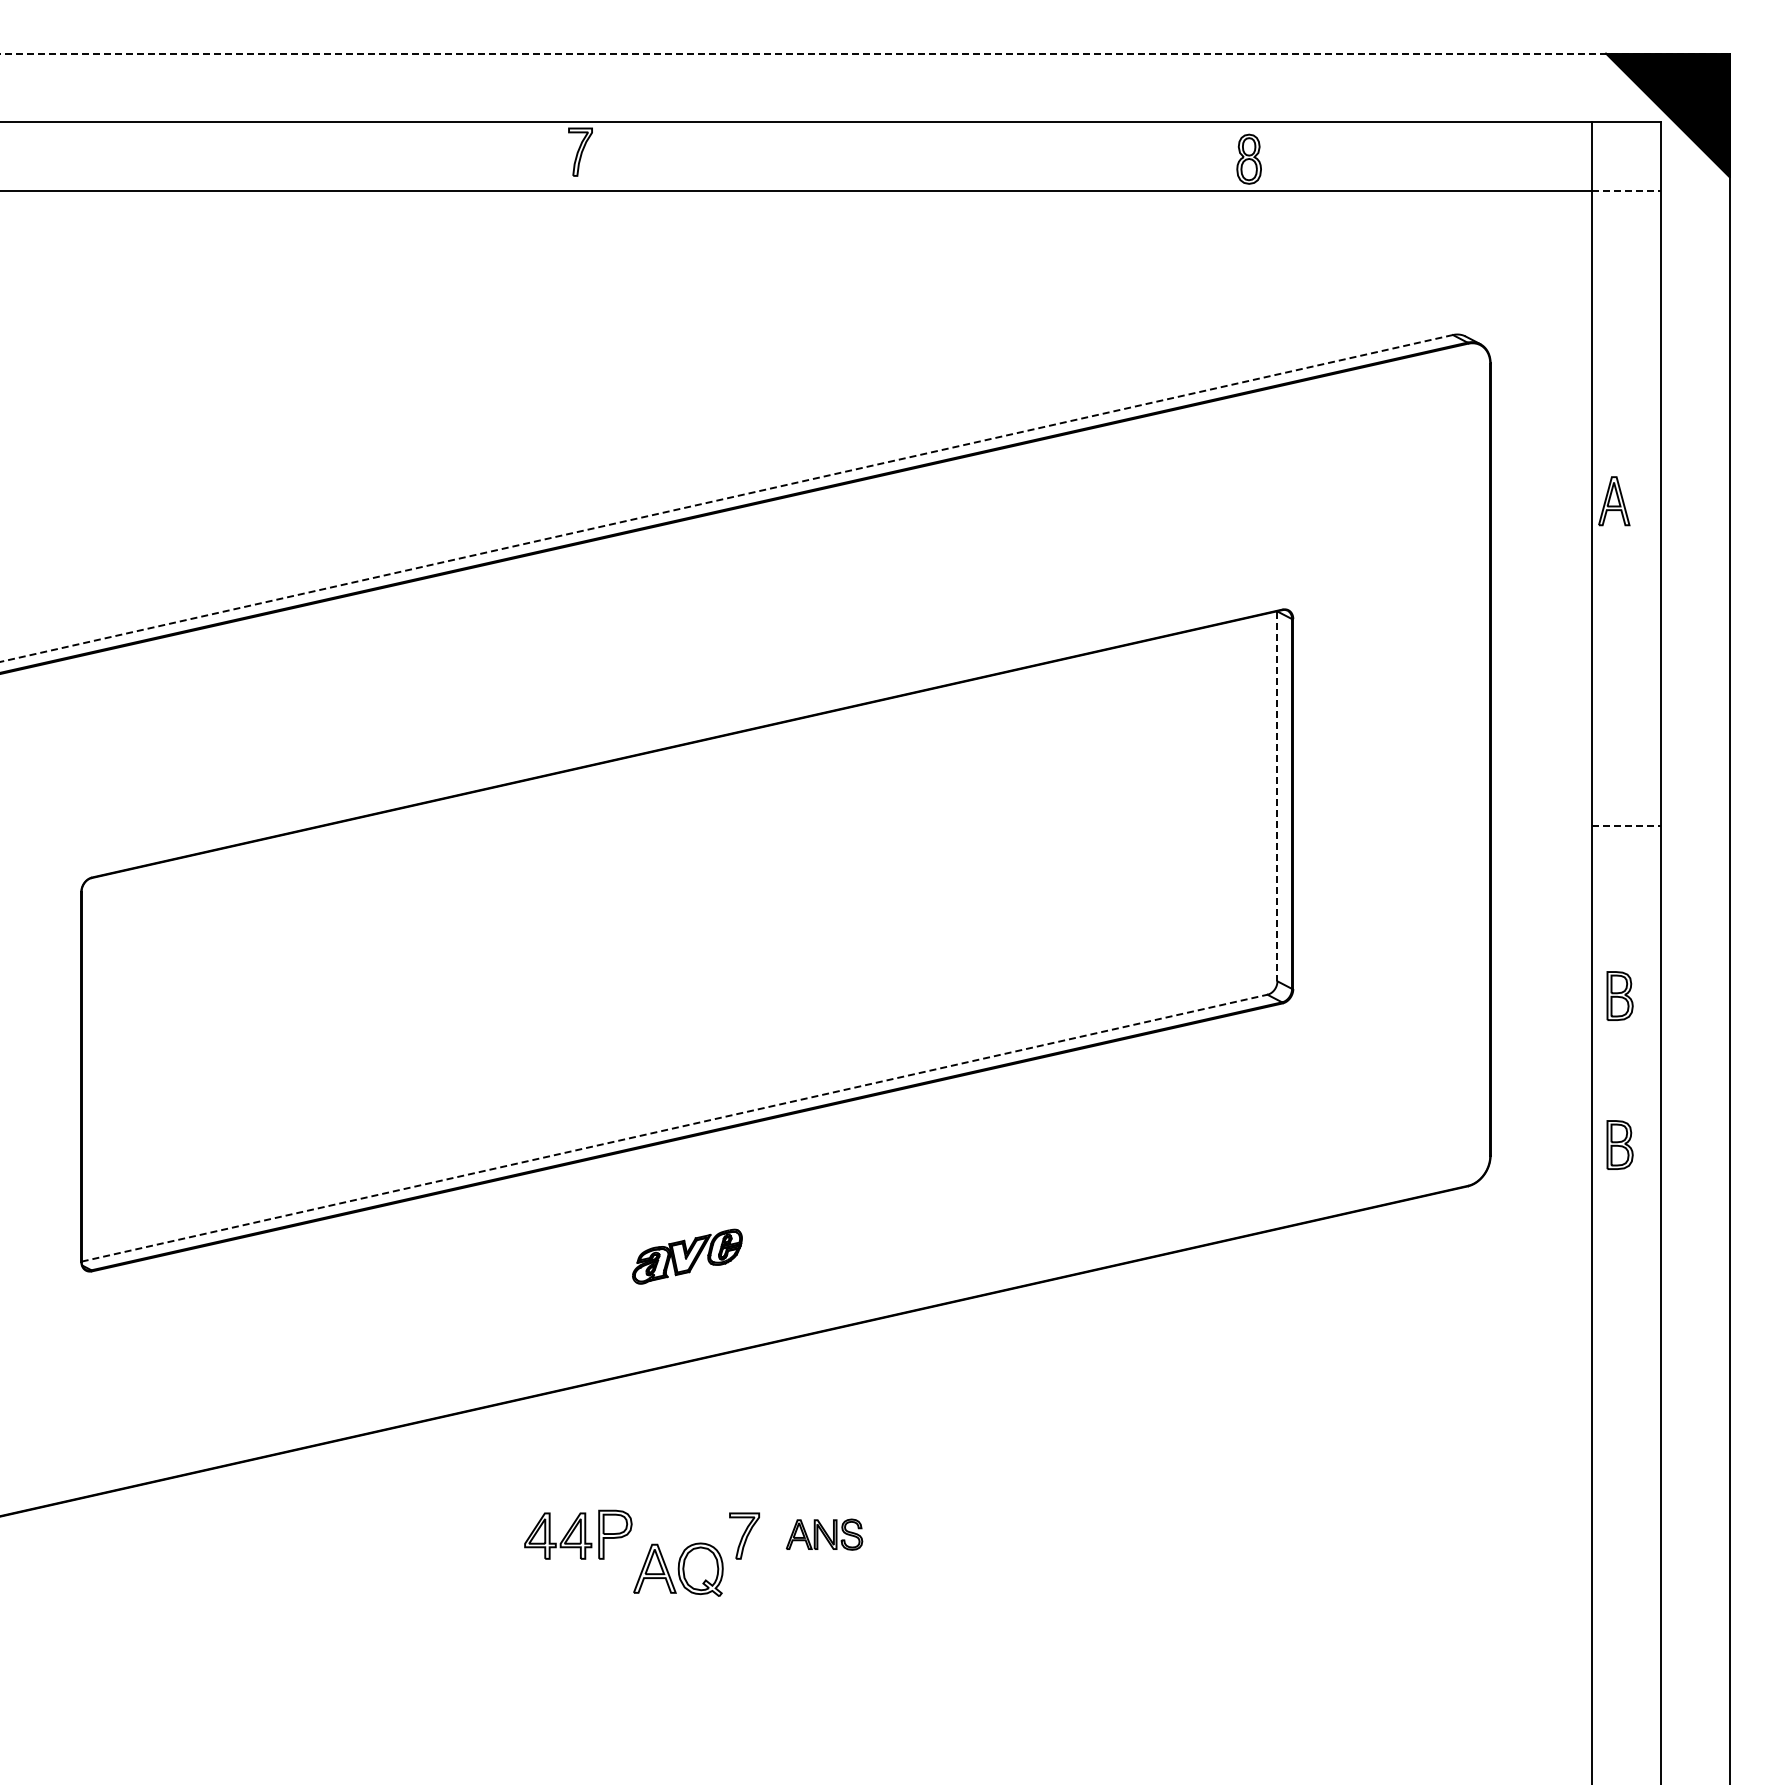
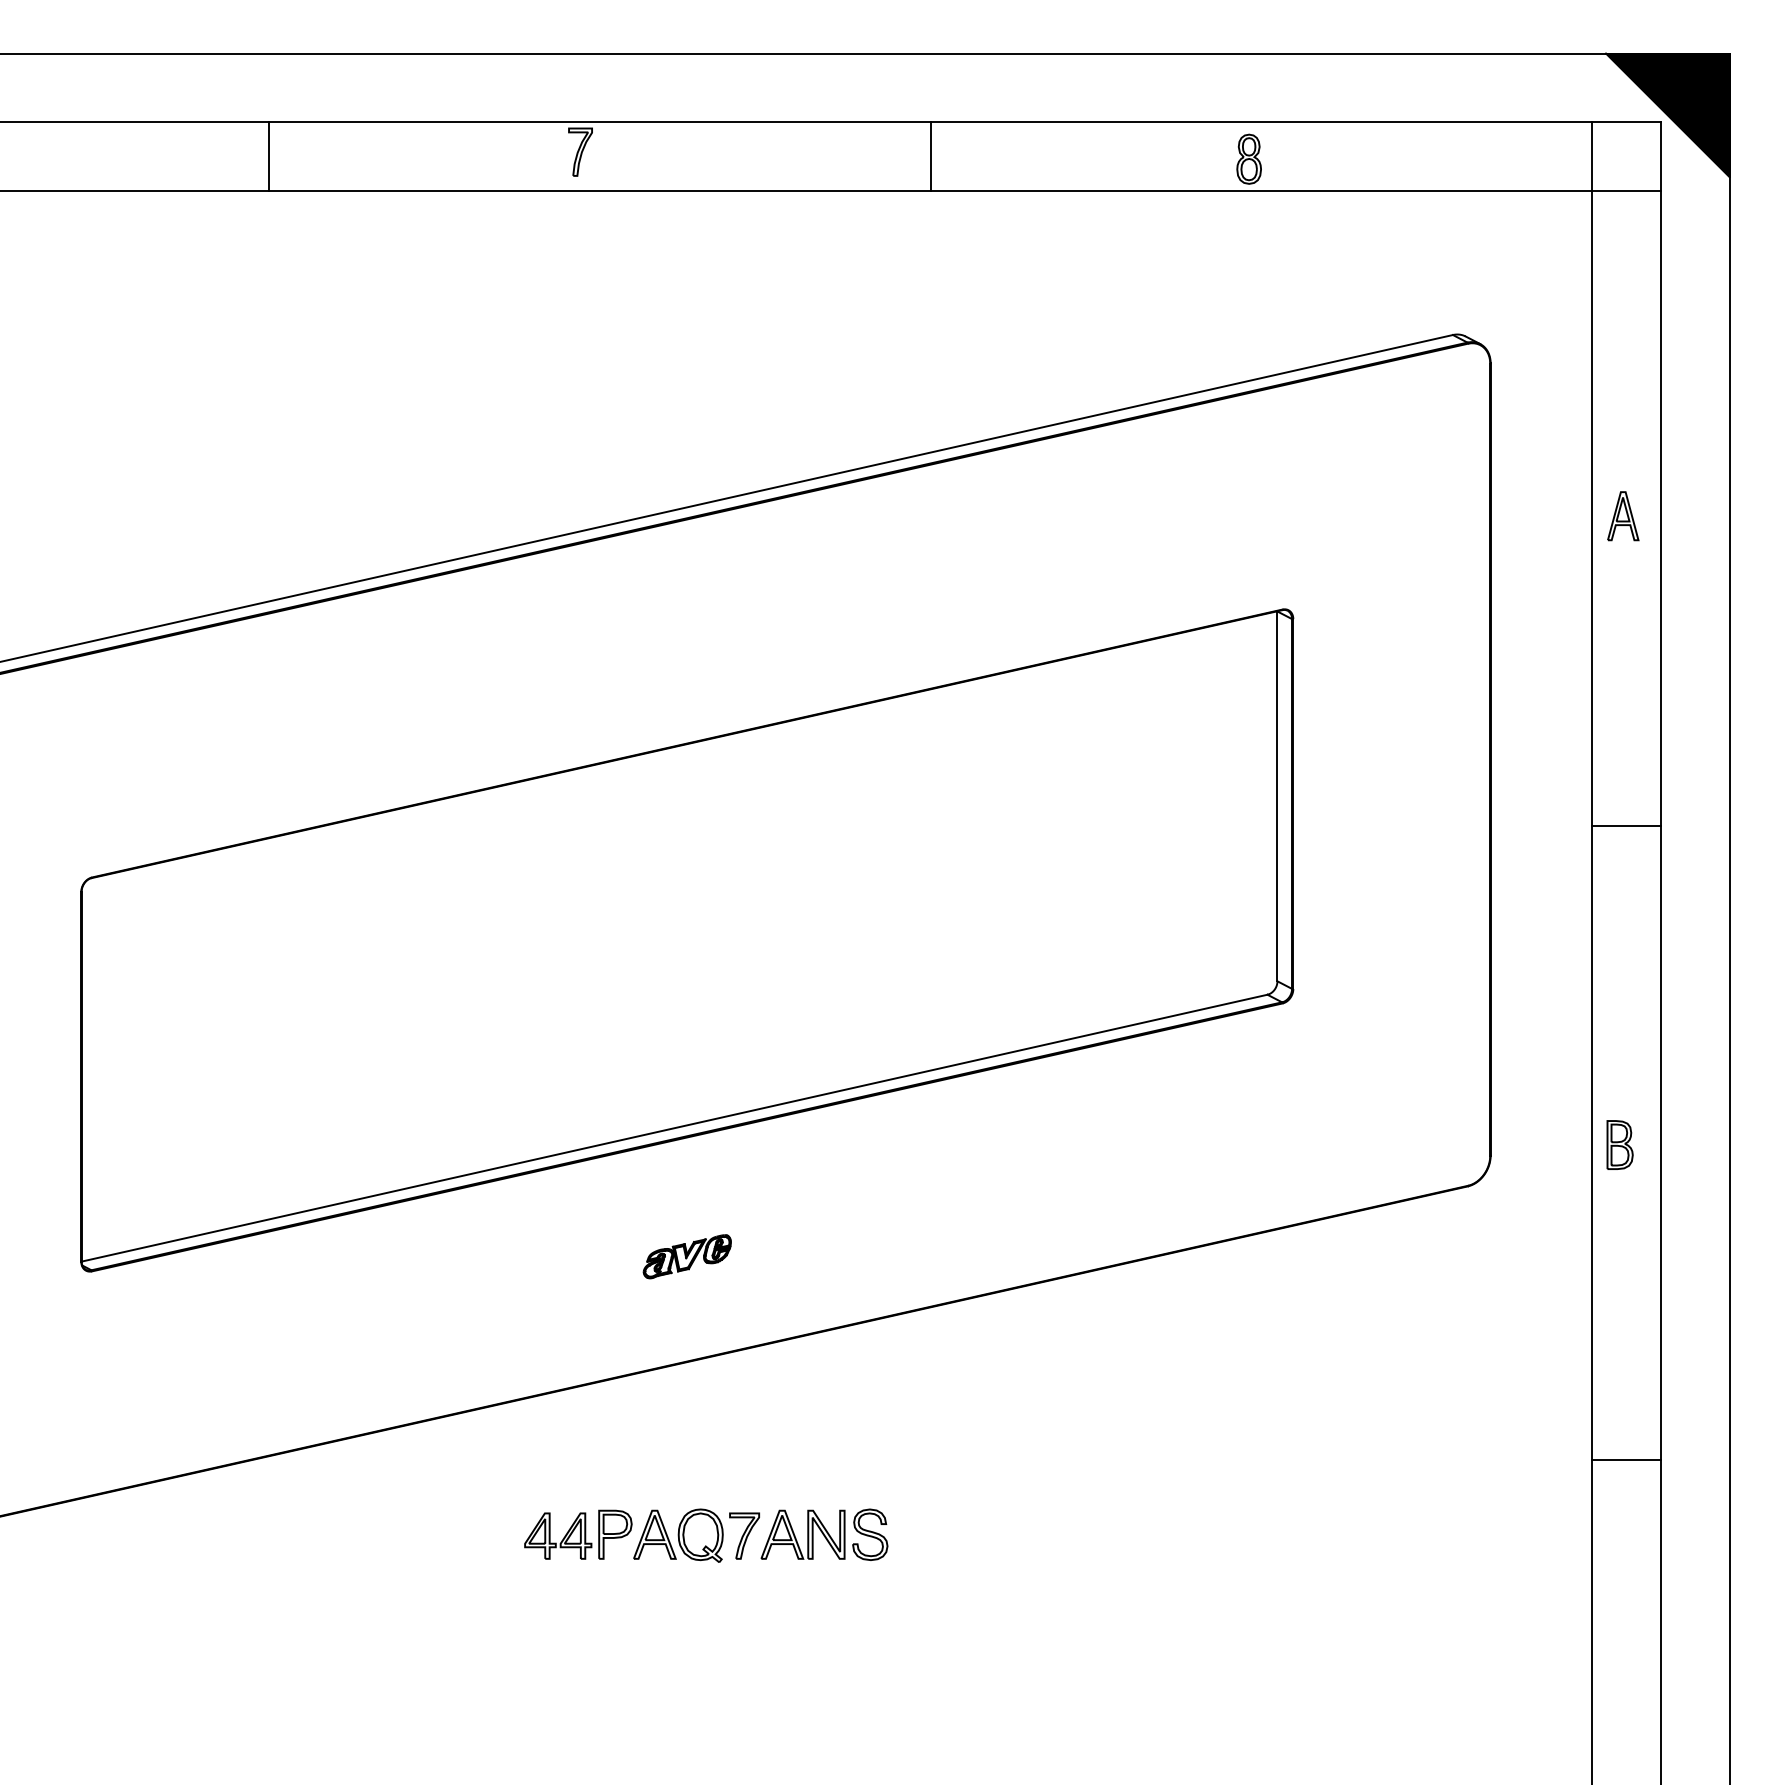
line: dashed -> solid (865, 53)
line: none -> present (269, 156)
line: none -> present (930, 156)
line: dashed -> solid (1627, 190)
line: dashed -> solid (726, 498)
part position: (1614, 501) -> (1623, 516) (1623, 516)
line: dashed -> solid (1277, 796)
line: dashed -> solid (1627, 825)
part: present -> none (1619, 995)
line: dashed -> solid (674, 1128)
part size: 111x57 px -> 90x46 px (686, 1256)
line: none -> present (1626, 1460)
part size: 79x33 px -> 129x53 px (824, 1534)
part position: (678, 1569) -> (678, 1535) (678, 1535)
